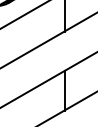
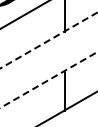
line: solid -> dashed (49, 40)
line: solid -> dashed (49, 79)
